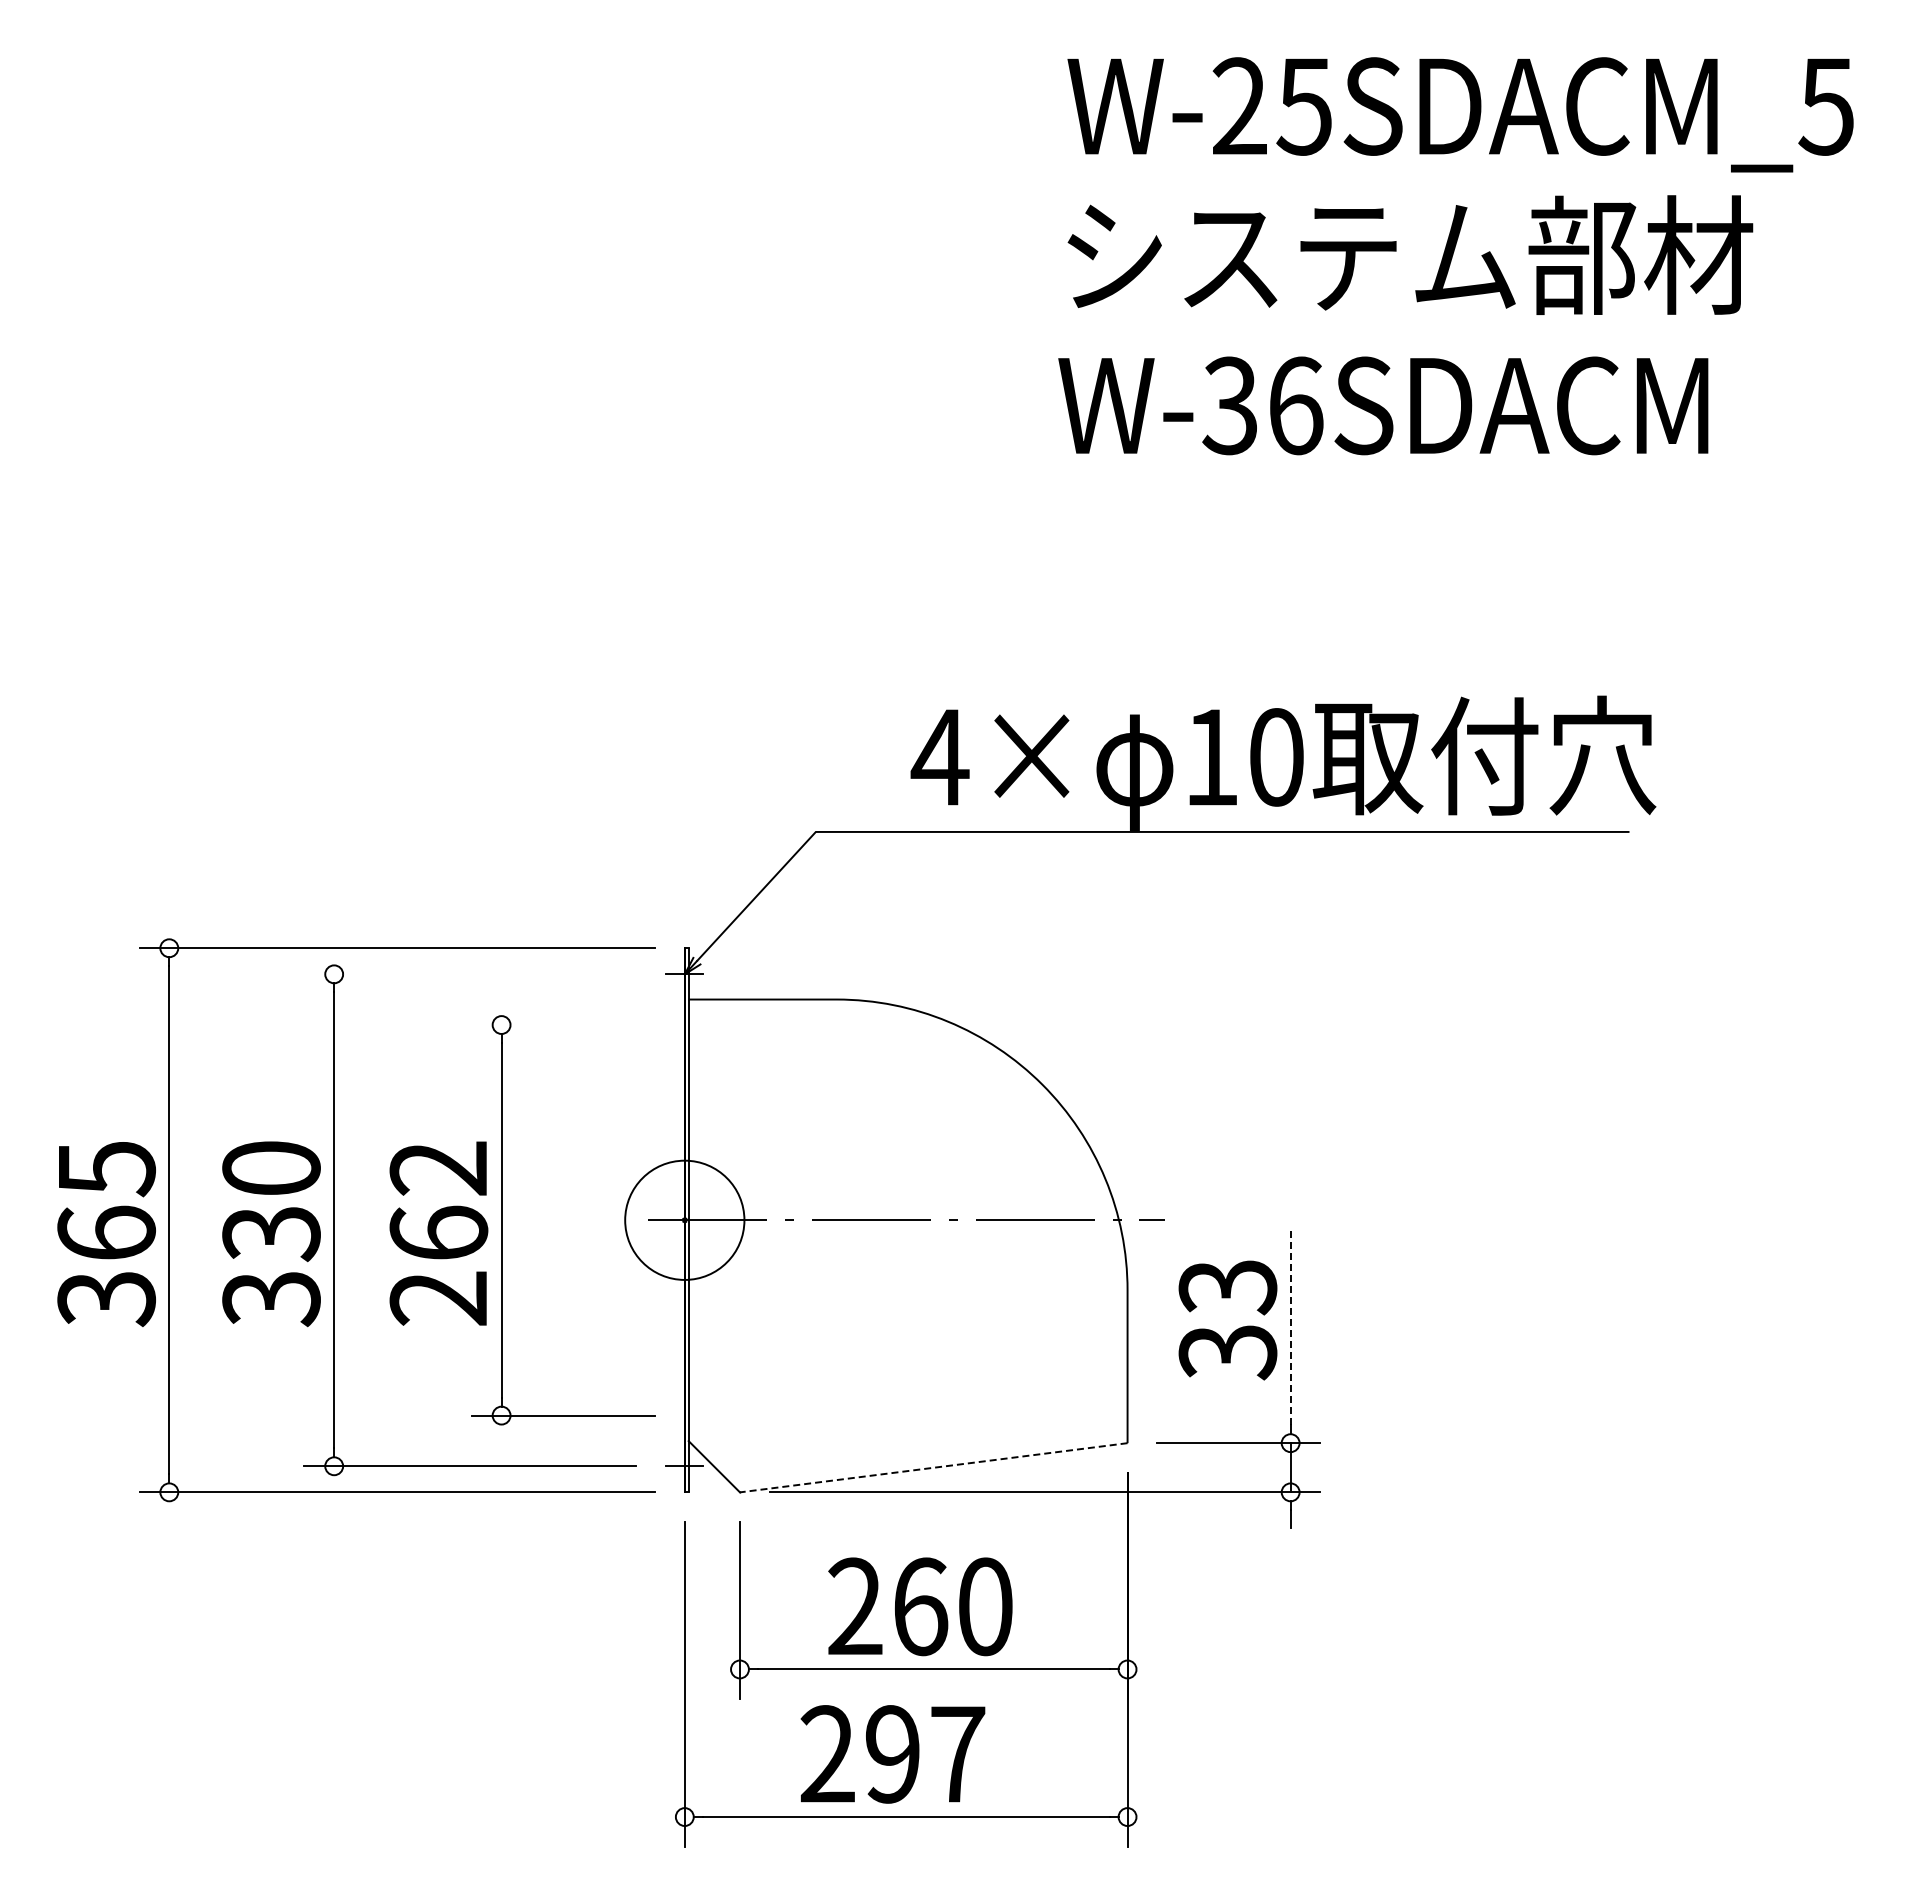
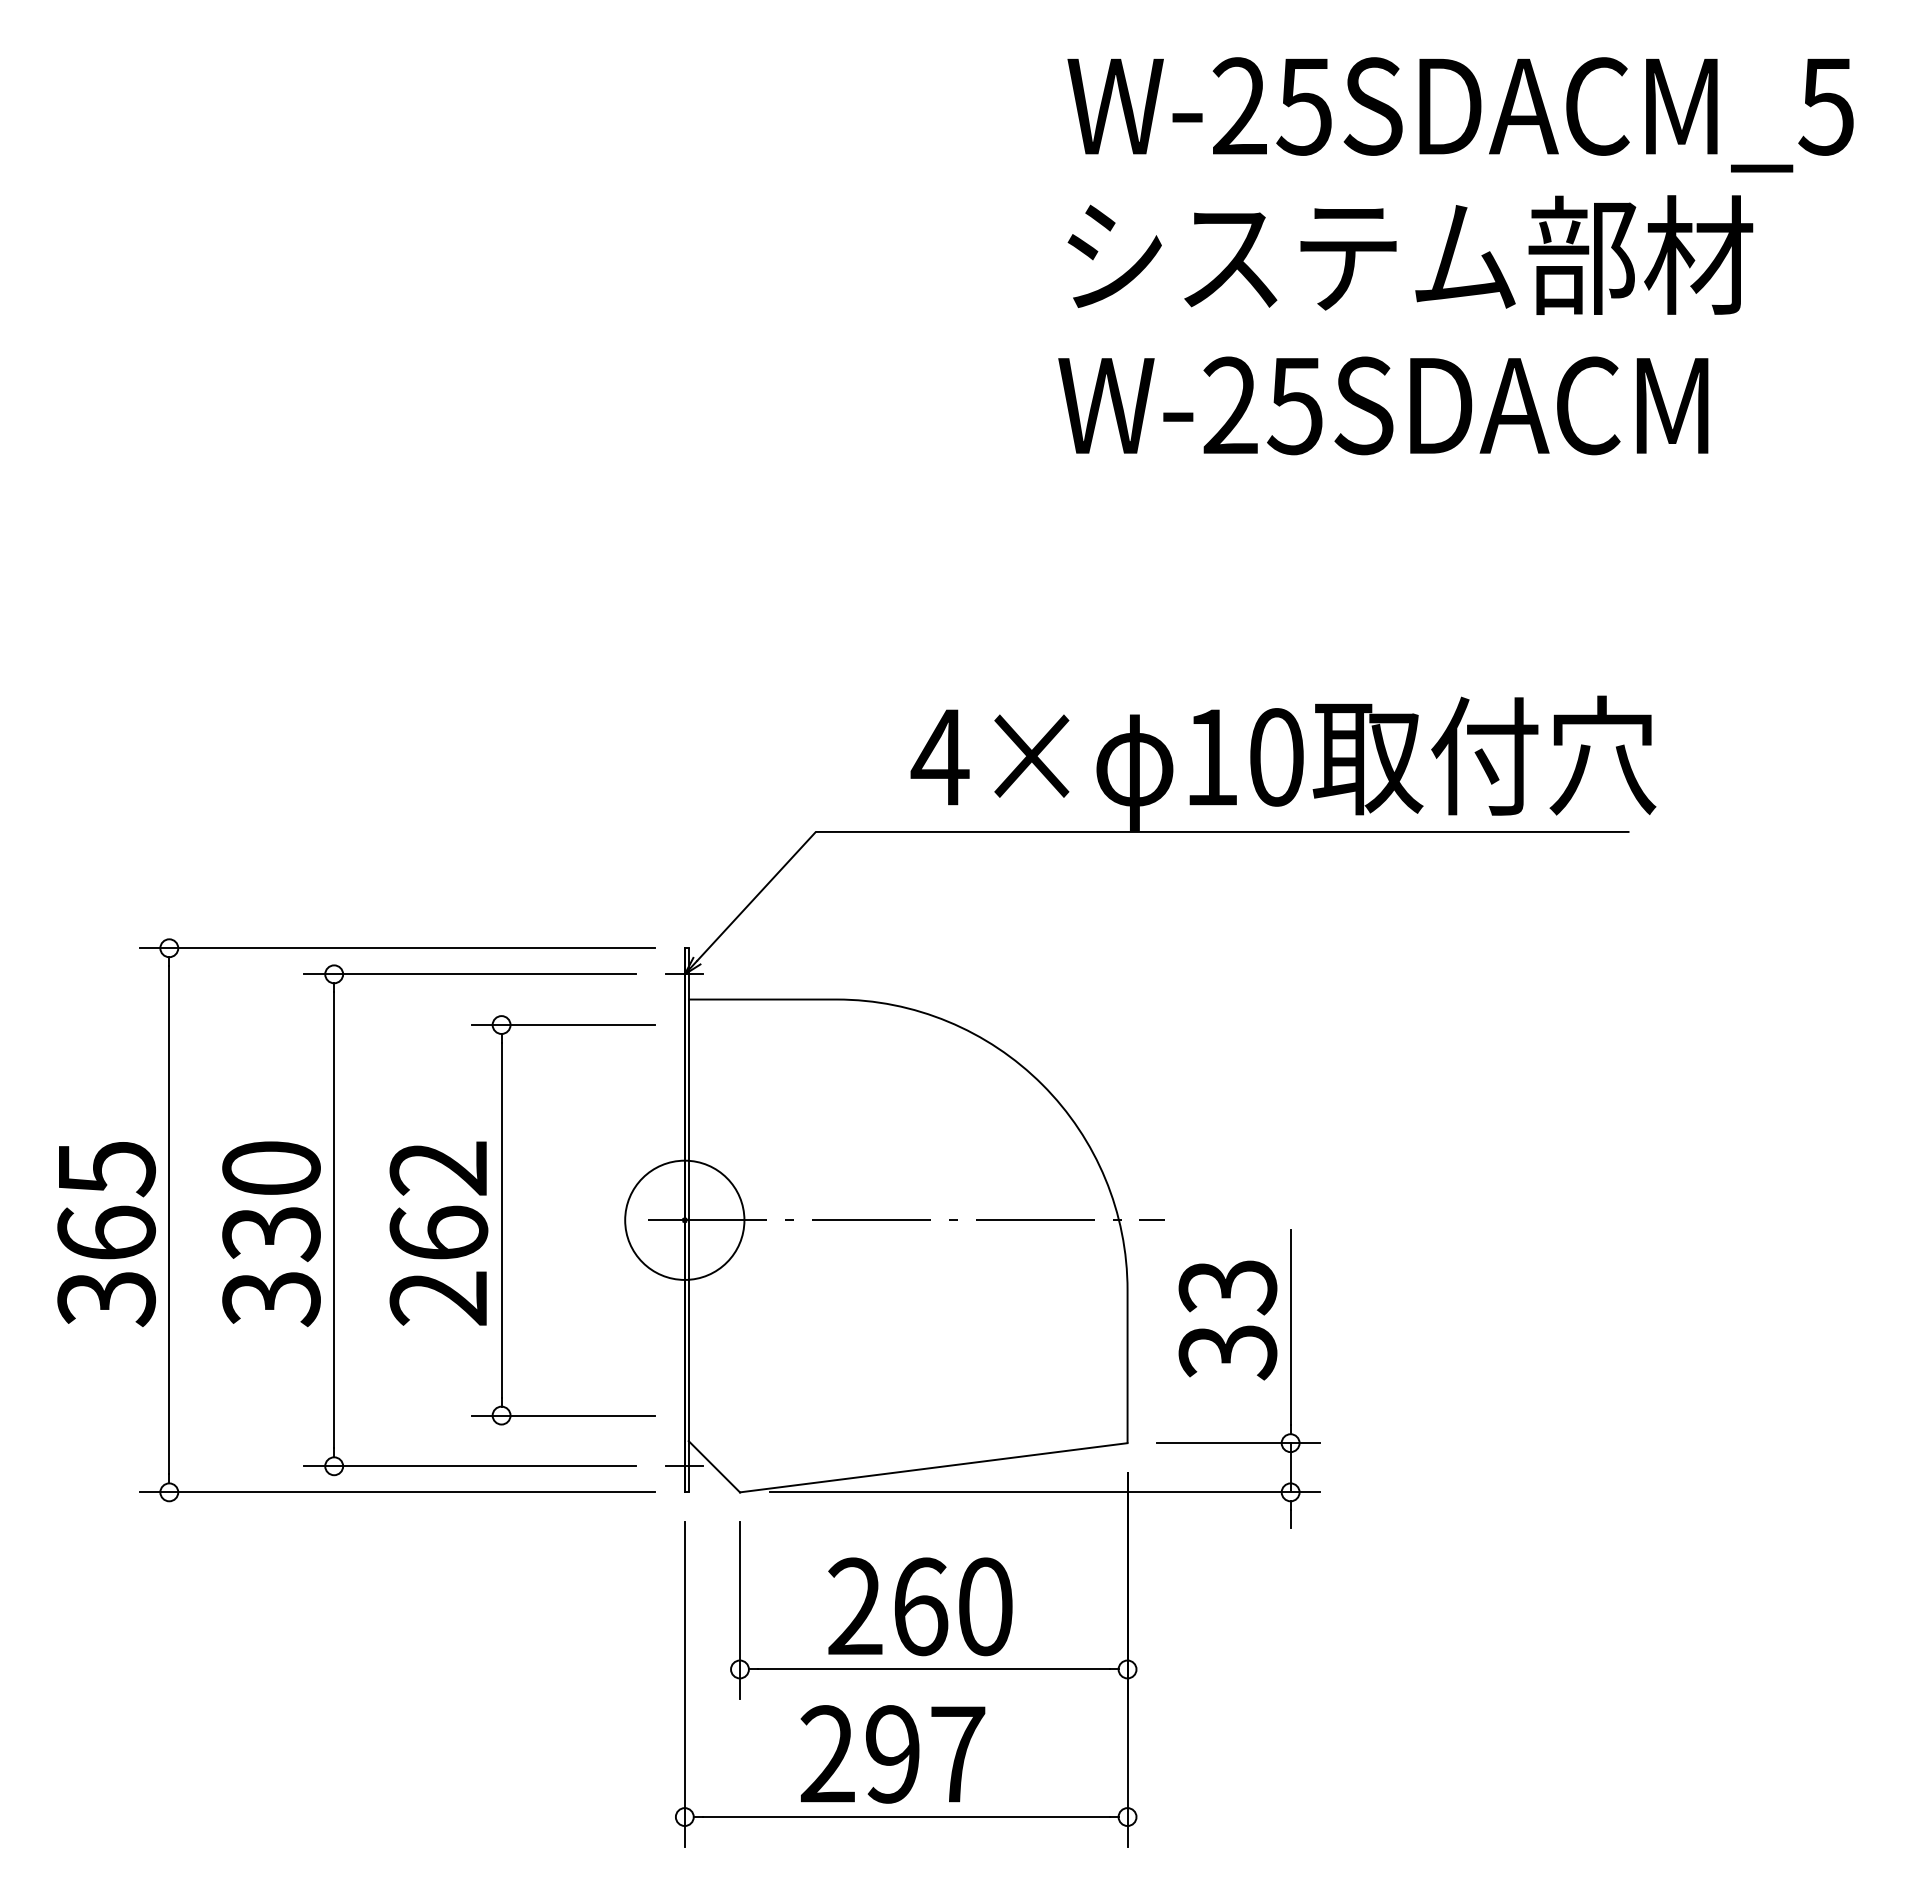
text: W-36SDACM -> W-25SDACM (1262, 405)
line: none -> present (470, 974)
line: none -> present (563, 1025)
line: dashed -> solid (1290, 1327)
line: dashed -> solid (933, 1467)
